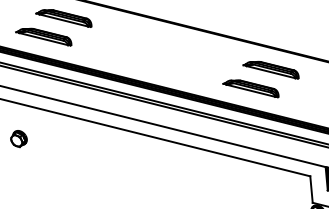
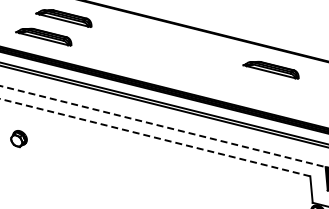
part: present -> none (250, 88)
line: solid -> dashed (164, 126)
line: solid -> dashed (155, 137)
